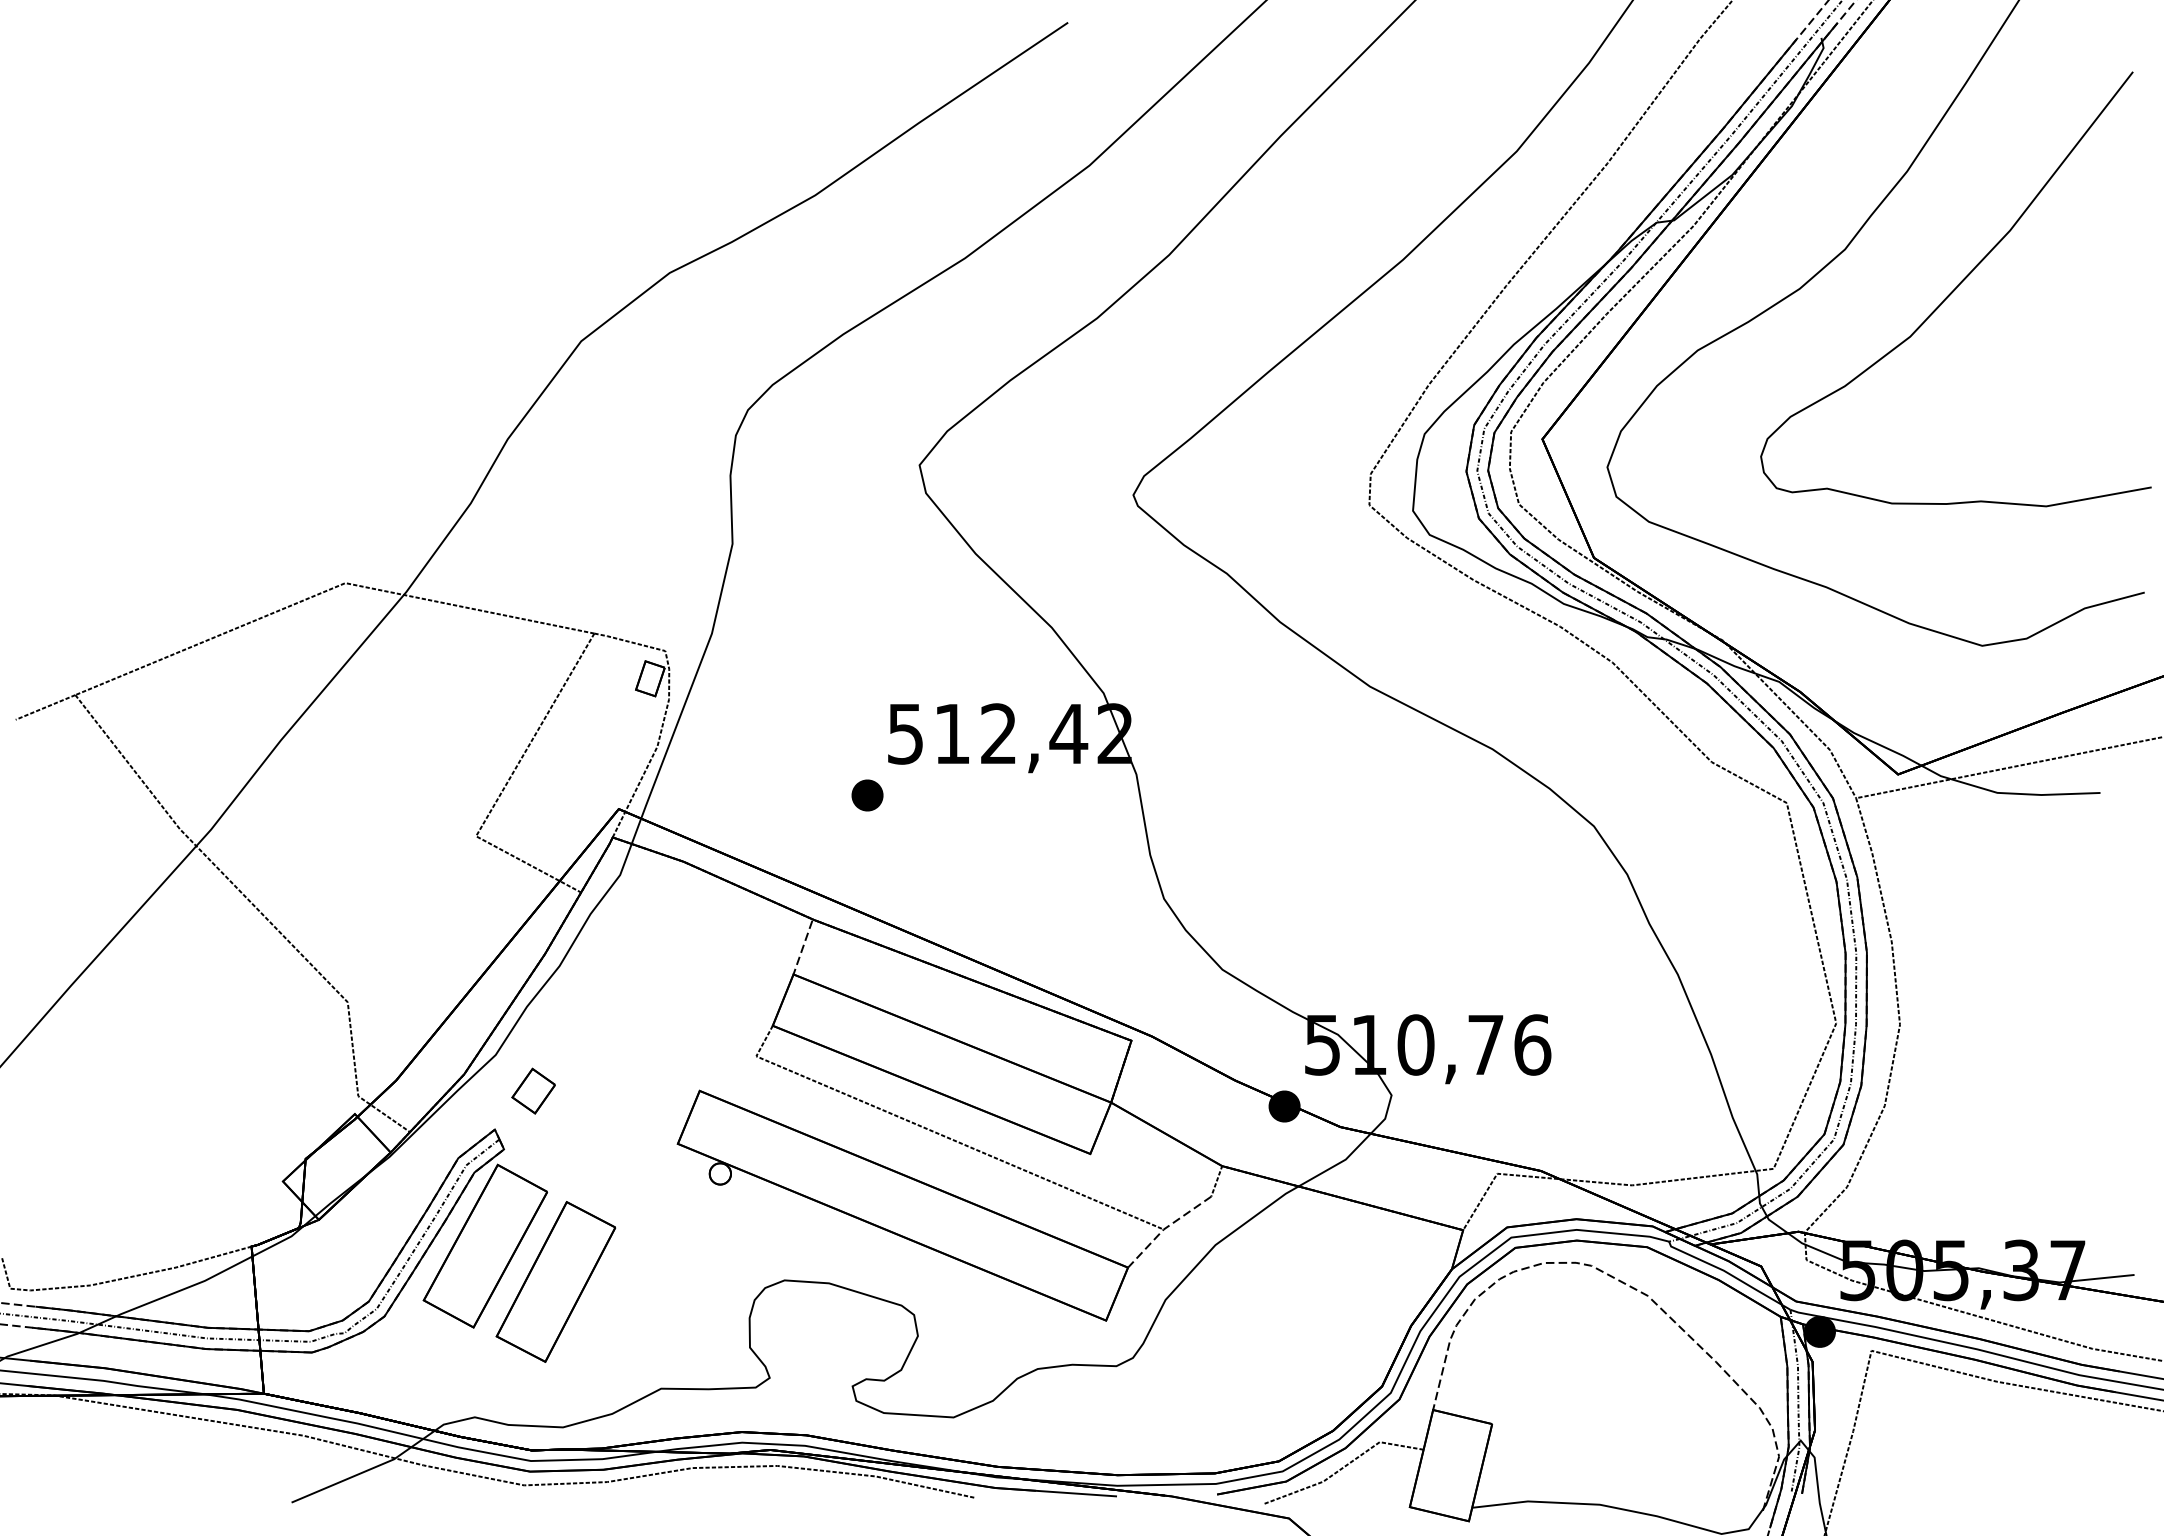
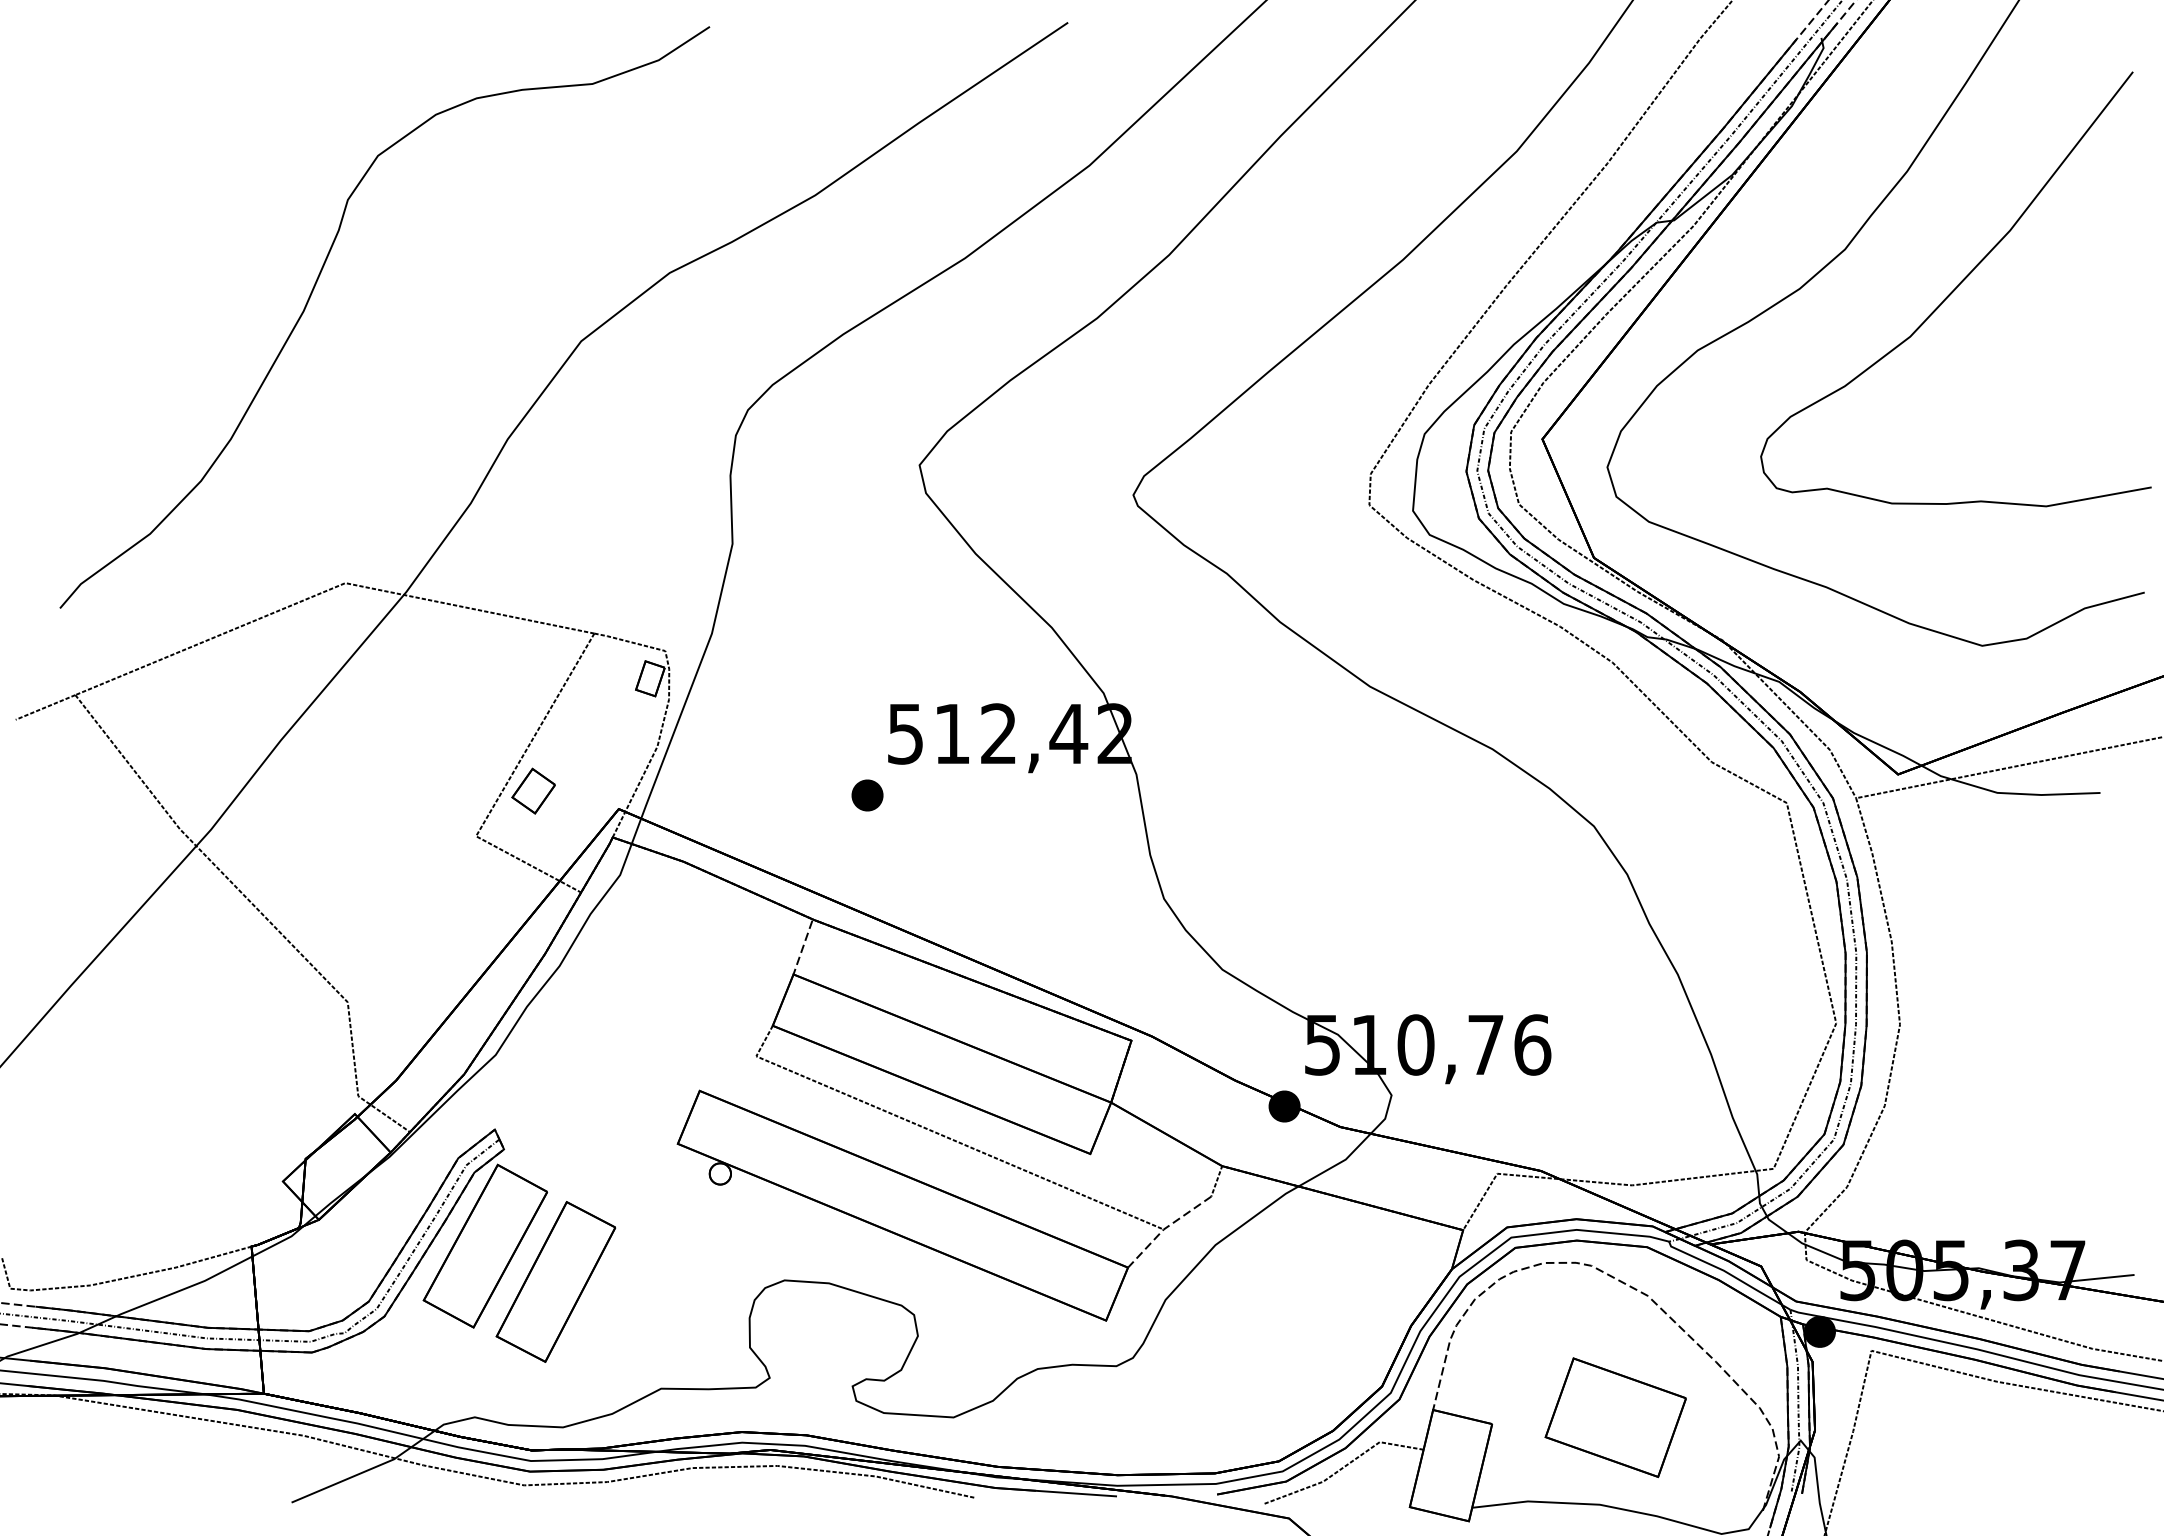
curve: none -> present (314, 289)
part position: (533, 1090) -> (533, 790) (533, 790)
part: none -> present (1615, 1417)
